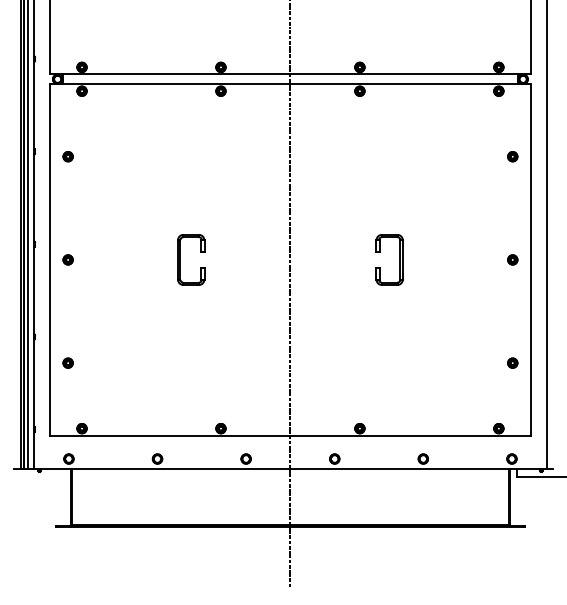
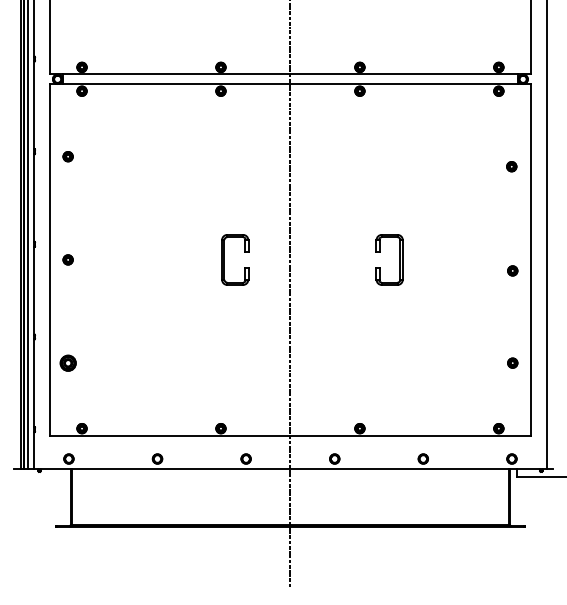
part position: (512, 156) -> (511, 166) (511, 166)
part position: (180, 259) -> (224, 259) (224, 259)
part position: (512, 259) -> (512, 270) (512, 270)
part size: 12x12 px -> 18x18 px (67, 362)
